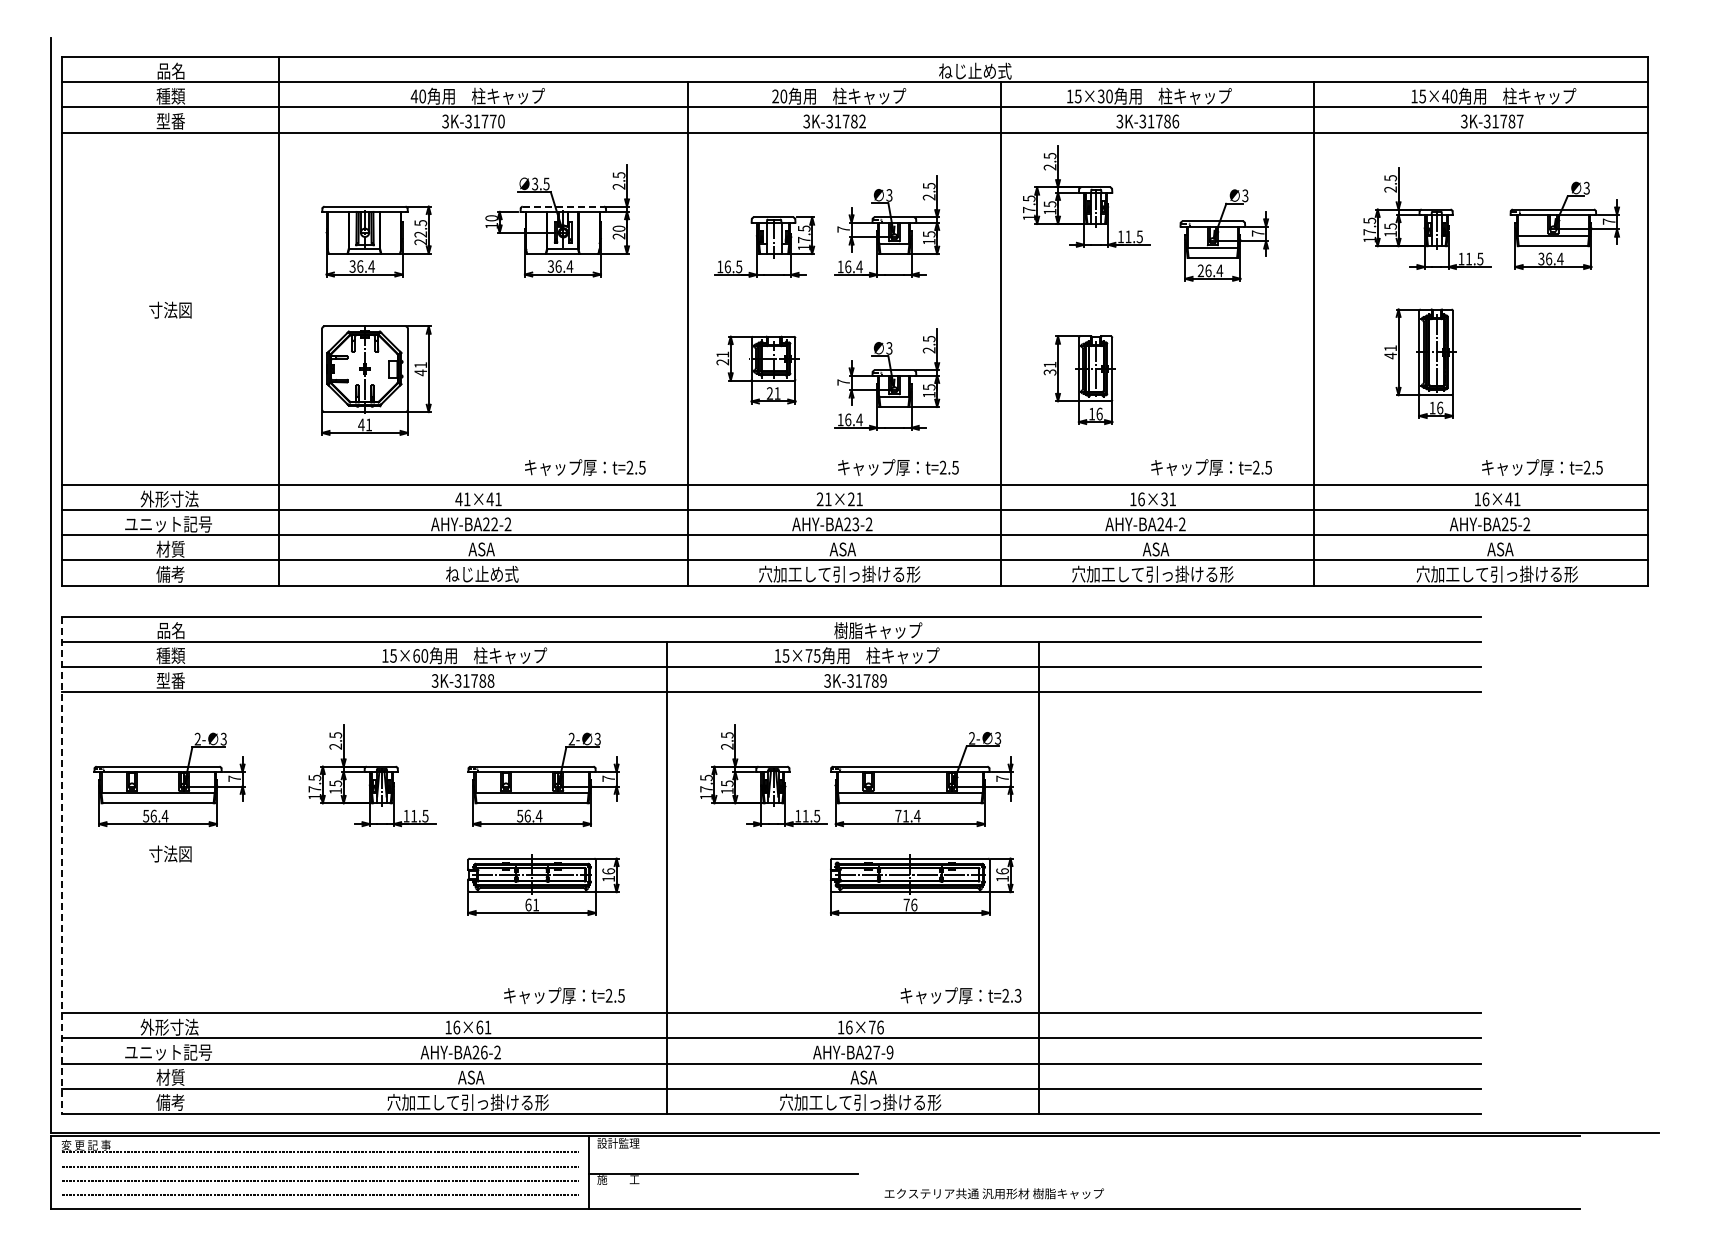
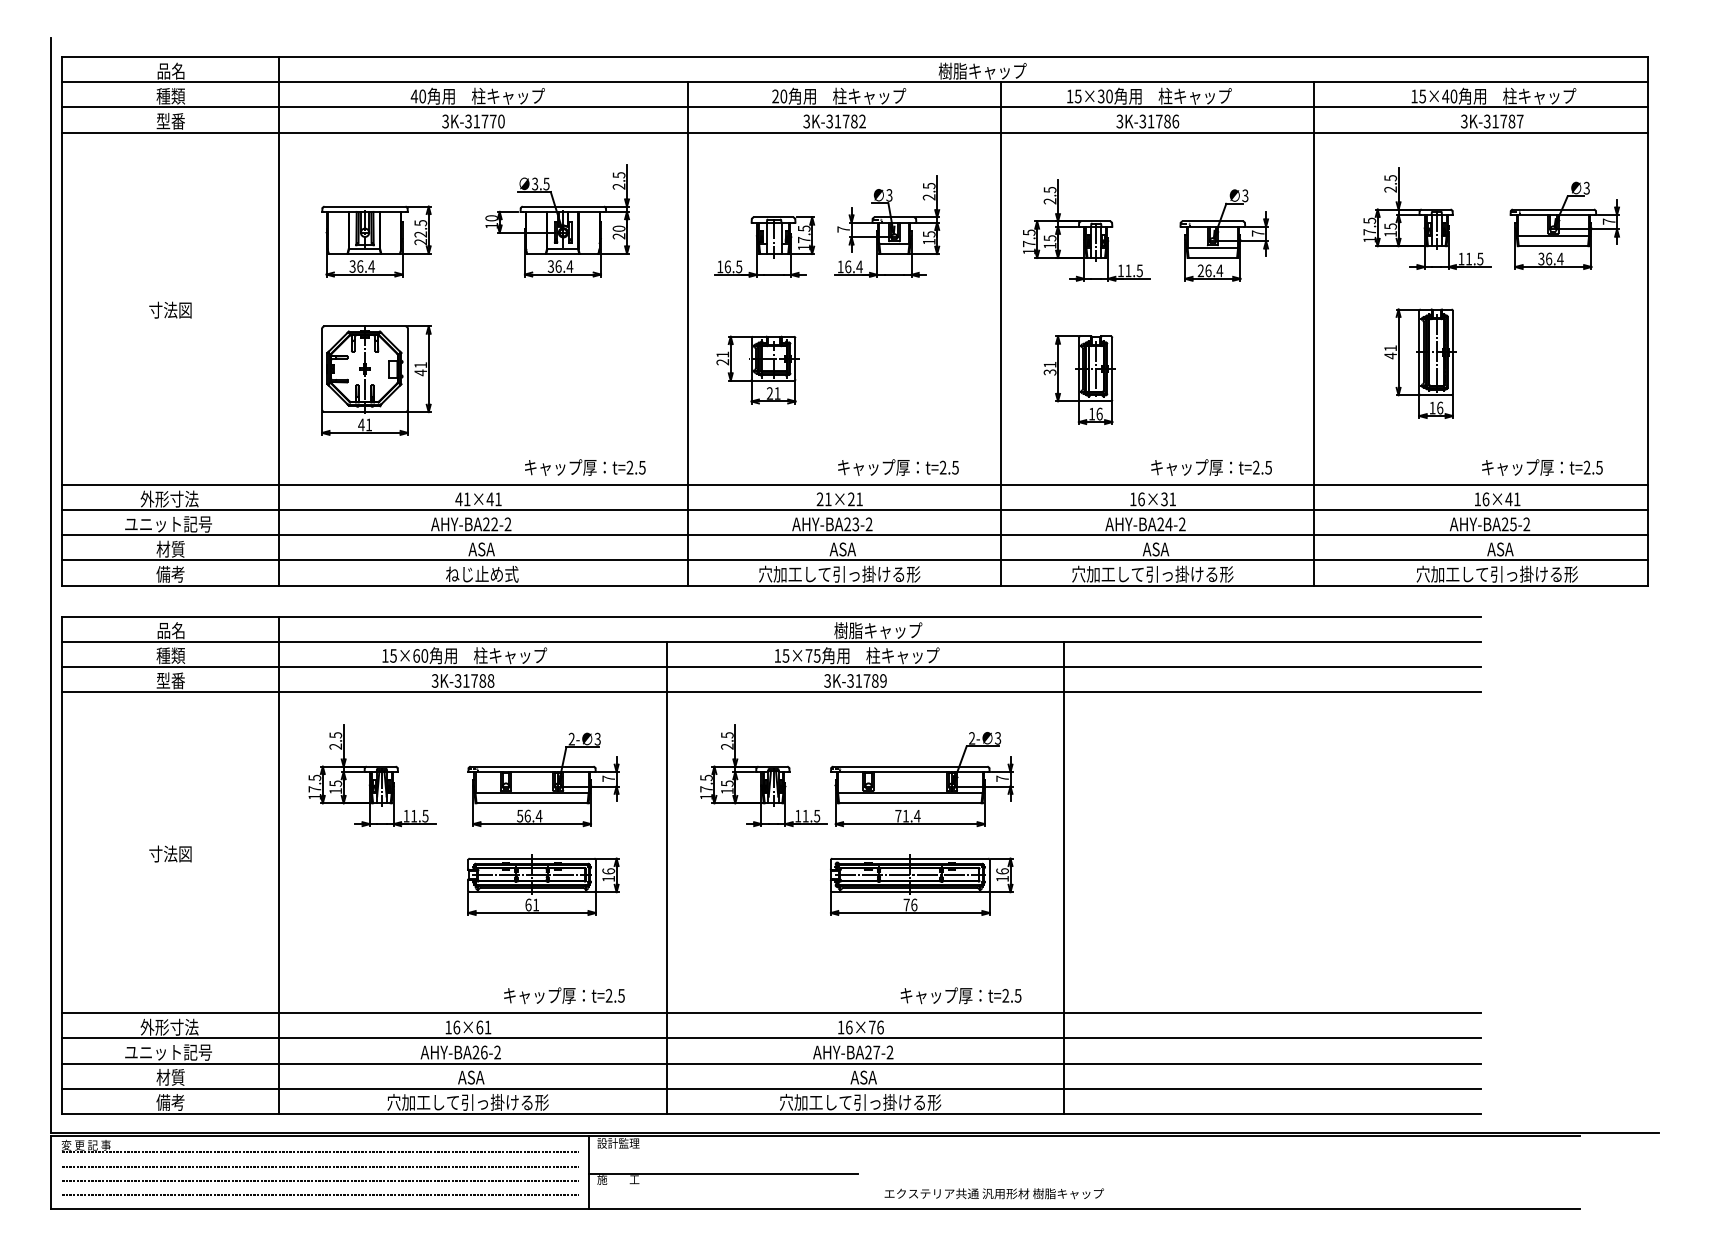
text: ねじ止め式 -> 樹脂キャップ (982, 70)
part position: (1086, 196) -> (1086, 230) (1086, 230)
line: dashed -> solid (563, 206)
part: present -> none (887, 379)
part: present -> none (169, 779)
line: none -> present (278, 864)
line: dashed -> solid (61, 865)
line position: (1038, 877) -> (1063, 877) (1063, 877)
text: t=2.3 -> t=2.5 (1018, 995)
text: AHY-BA27-9 -> AHY-BA27-2 (889, 1052)
